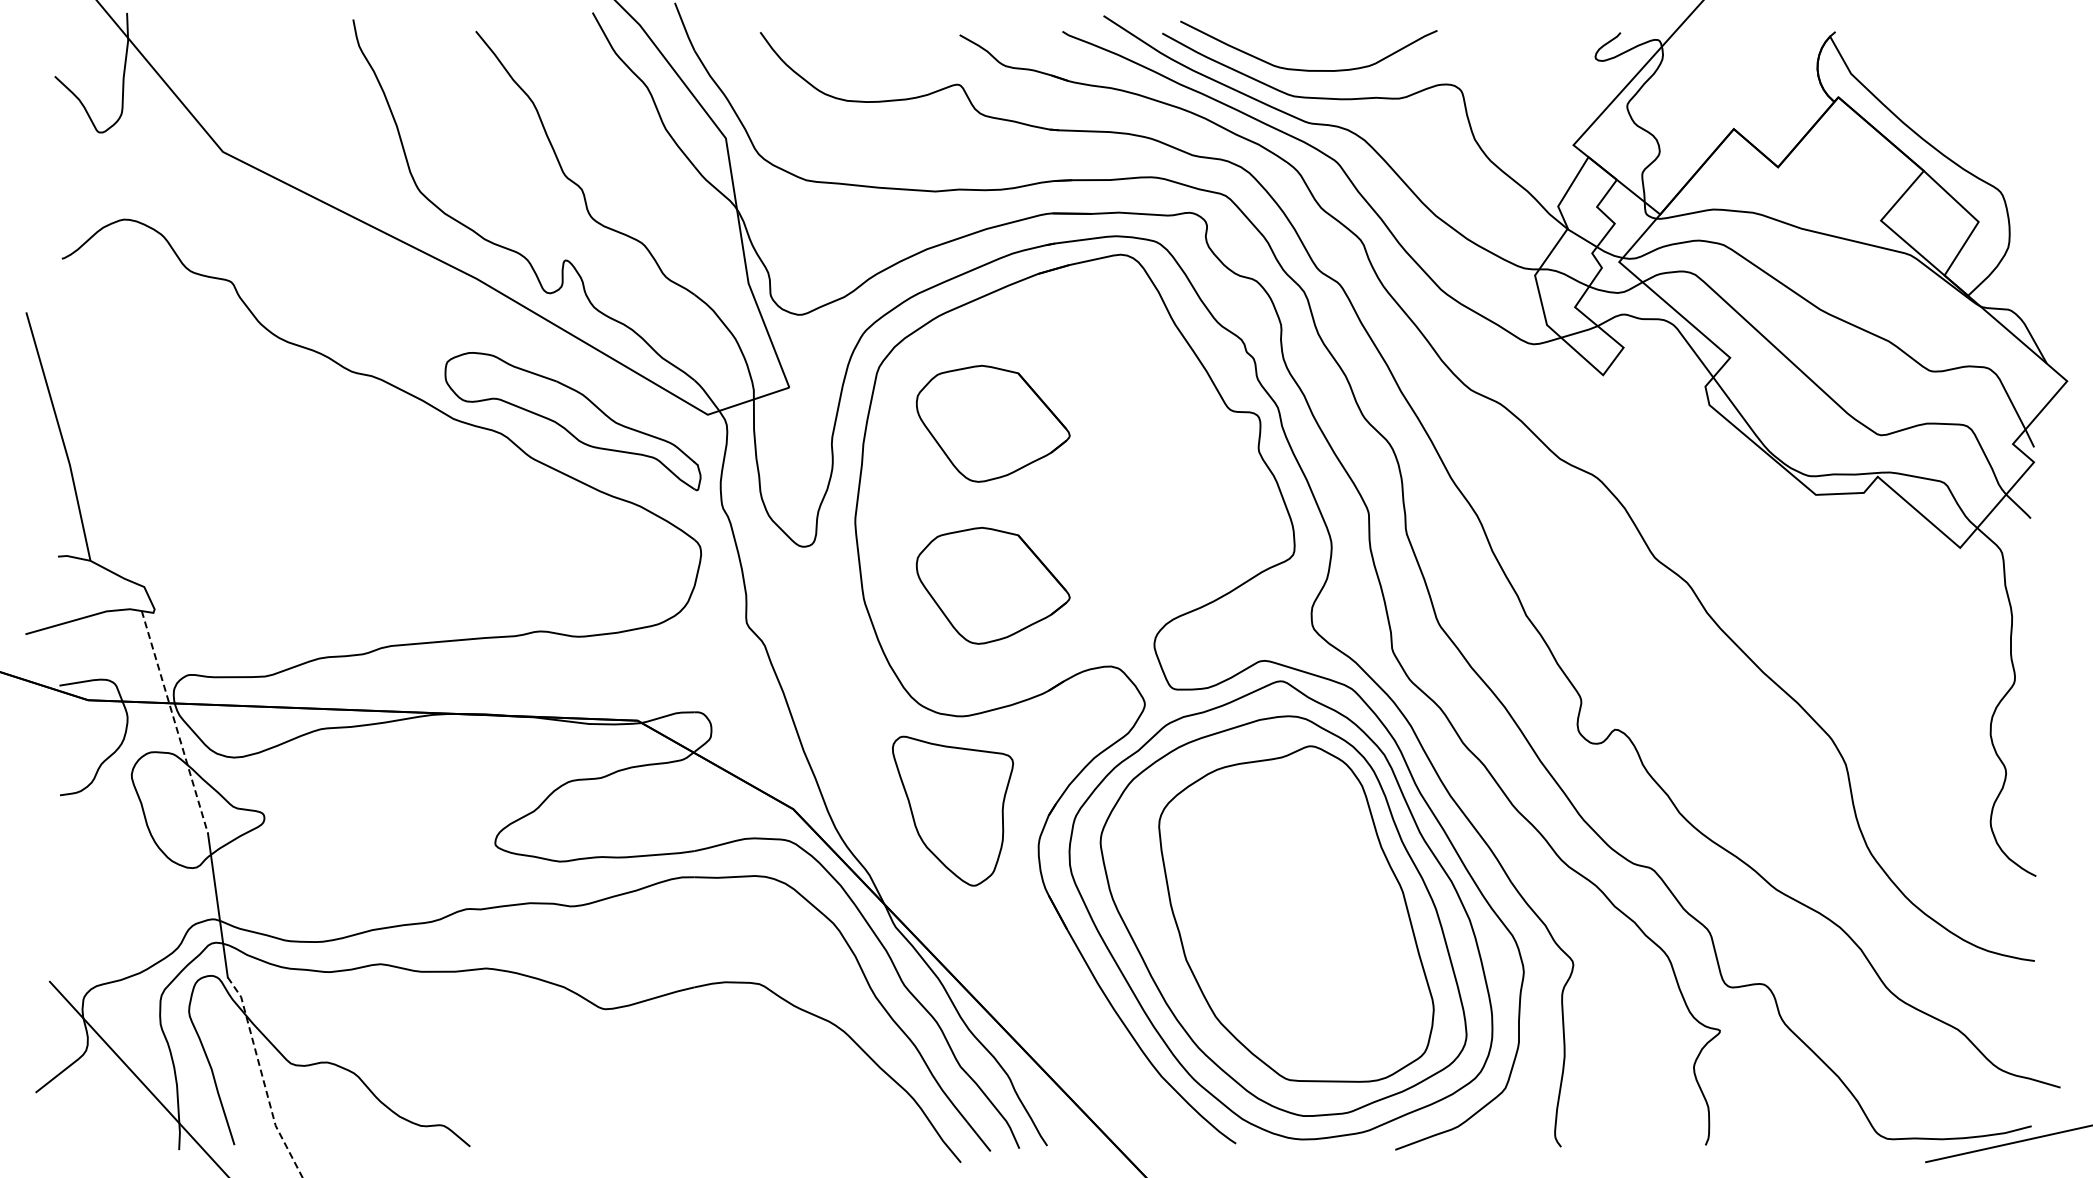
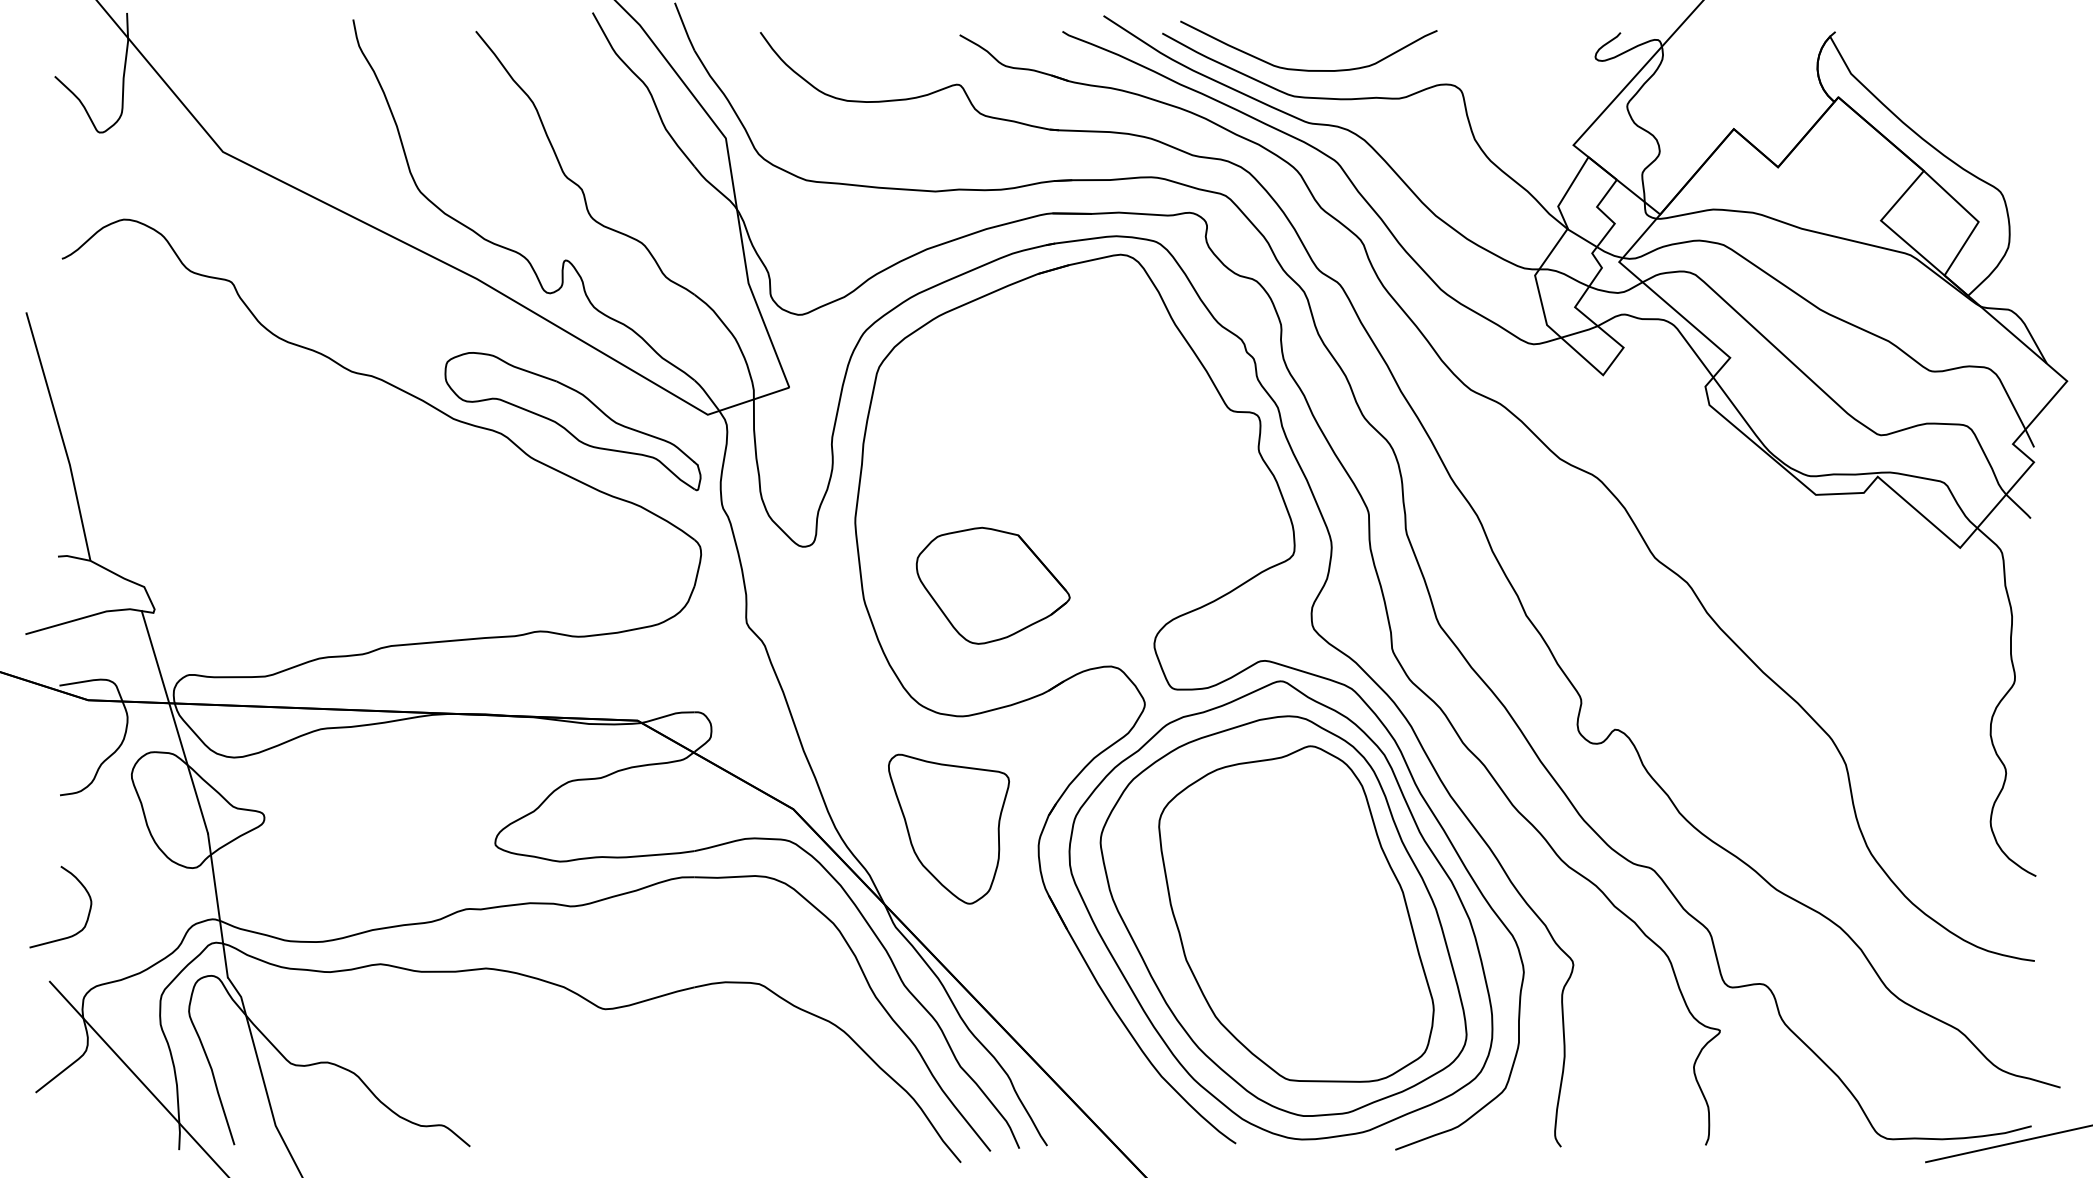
part: present -> none (992, 423)
line: dashed -> solid (175, 722)
part position: (952, 810) -> (948, 828) (948, 828)
curve: none -> present (88, 911)
line: dashed -> solid (262, 1077)
